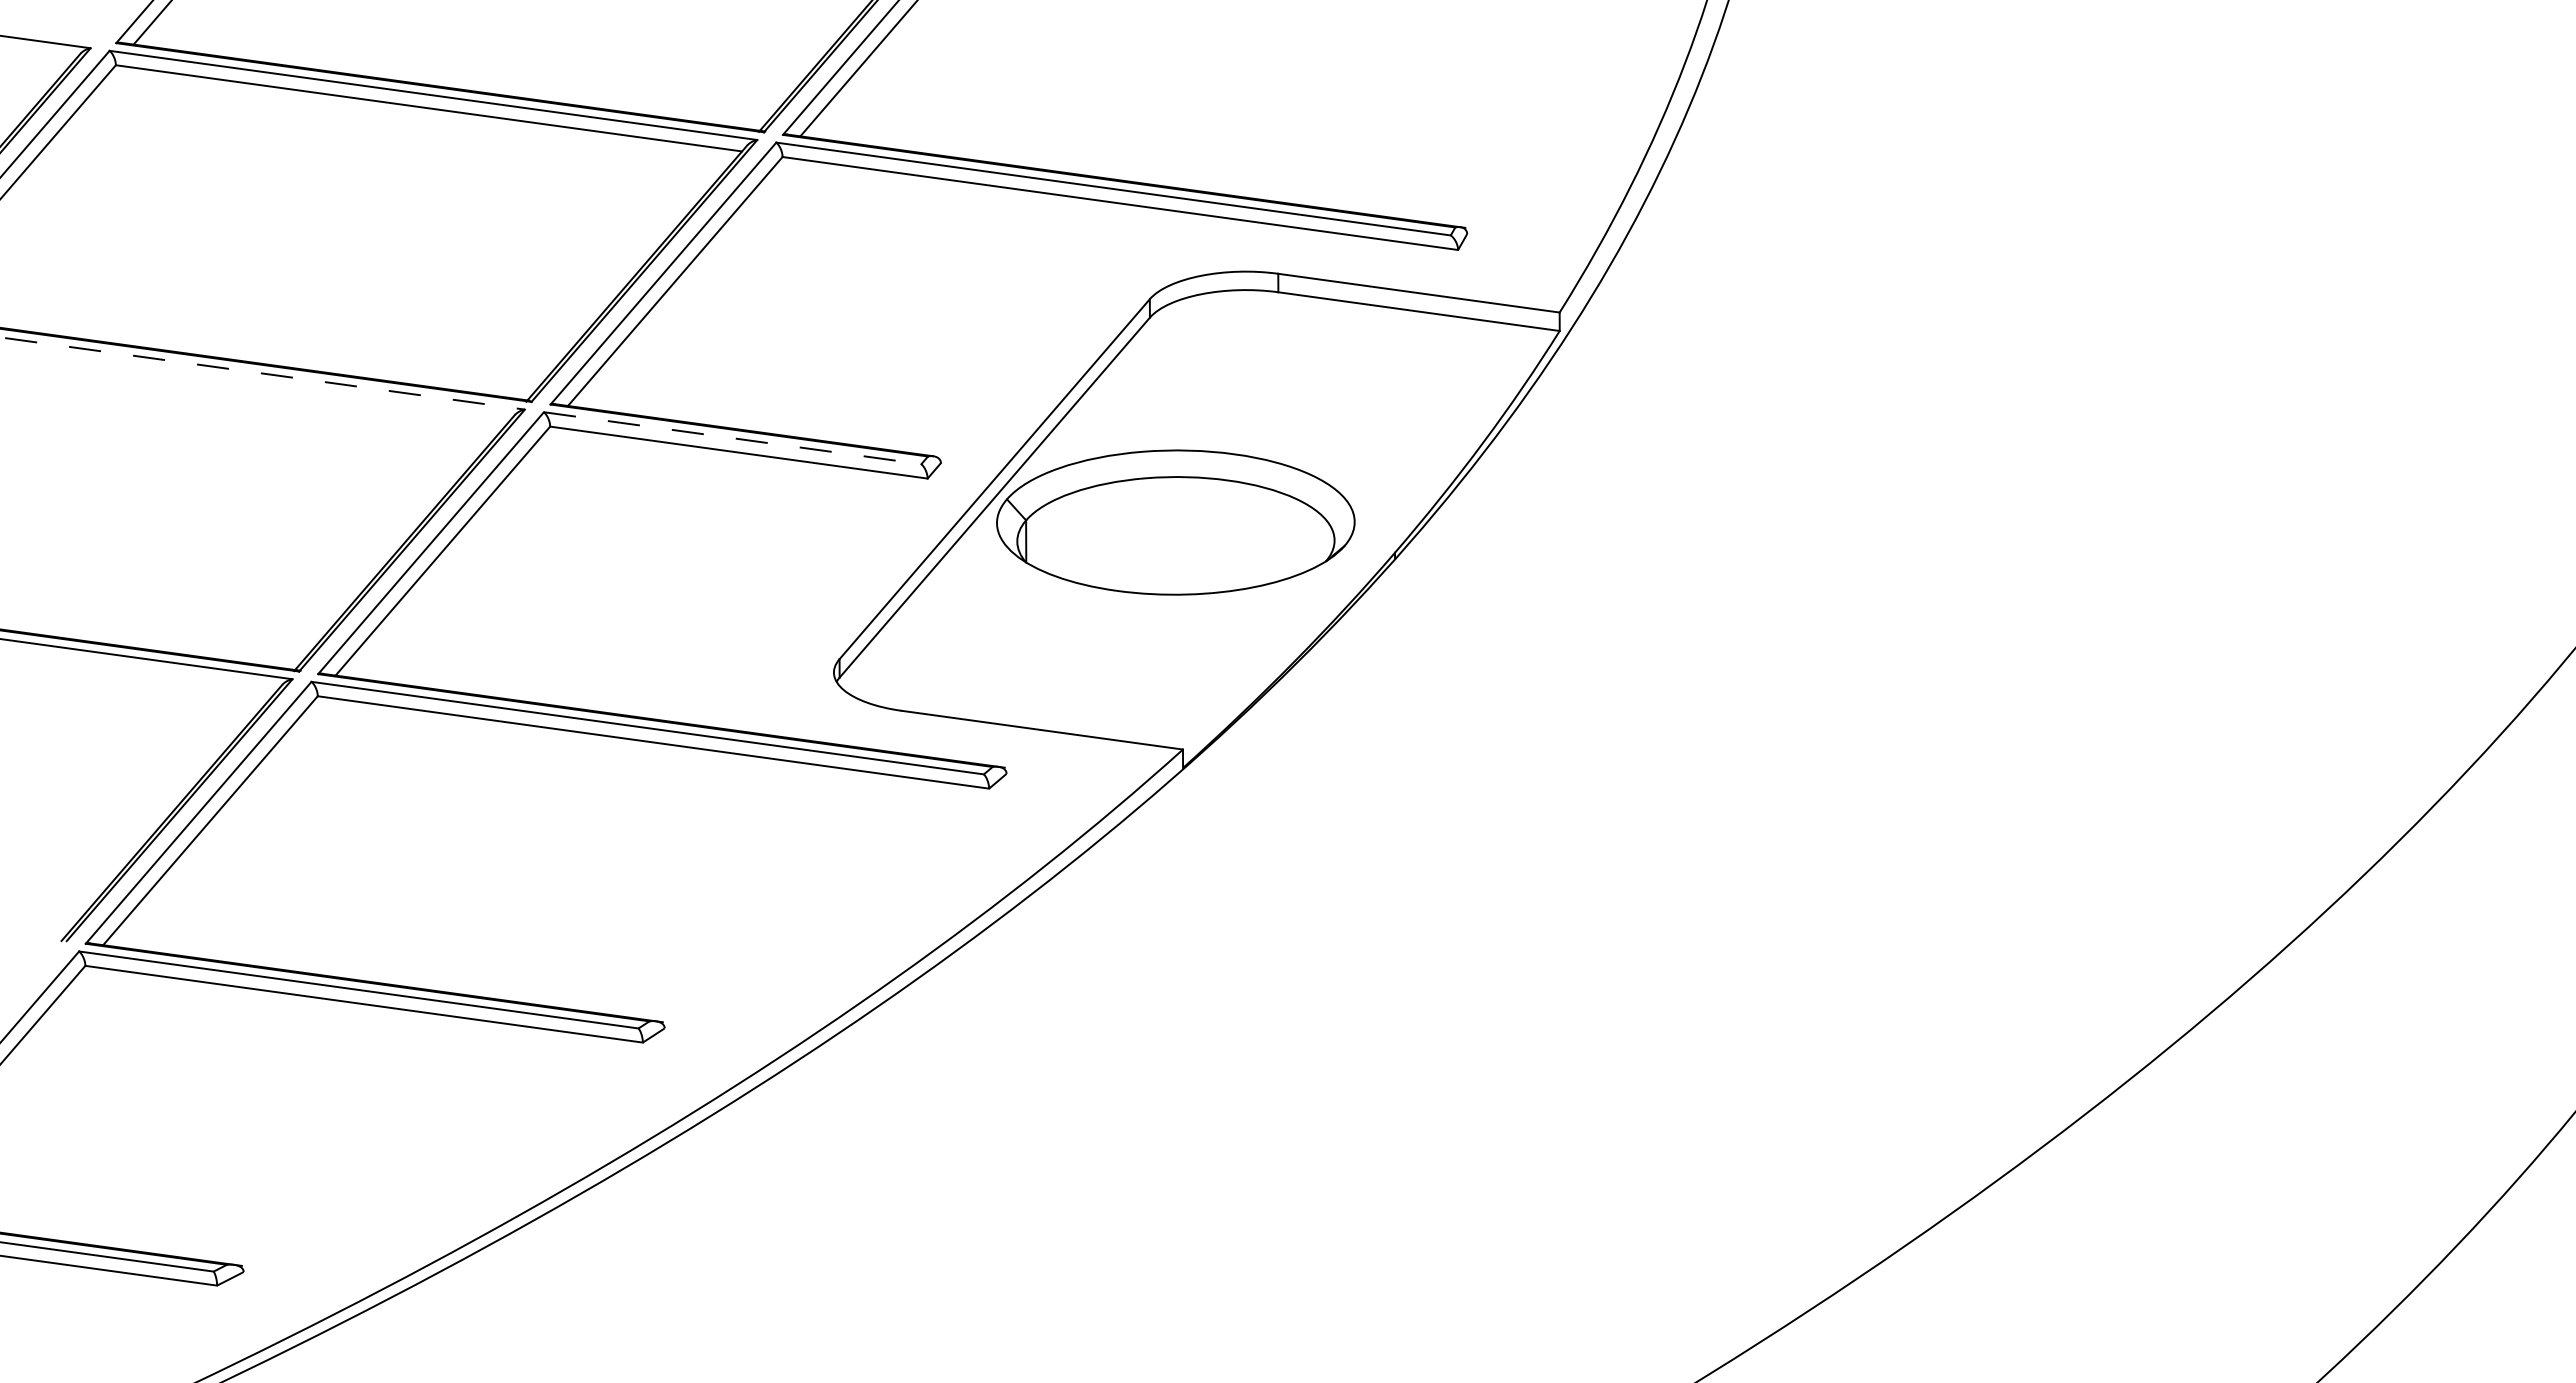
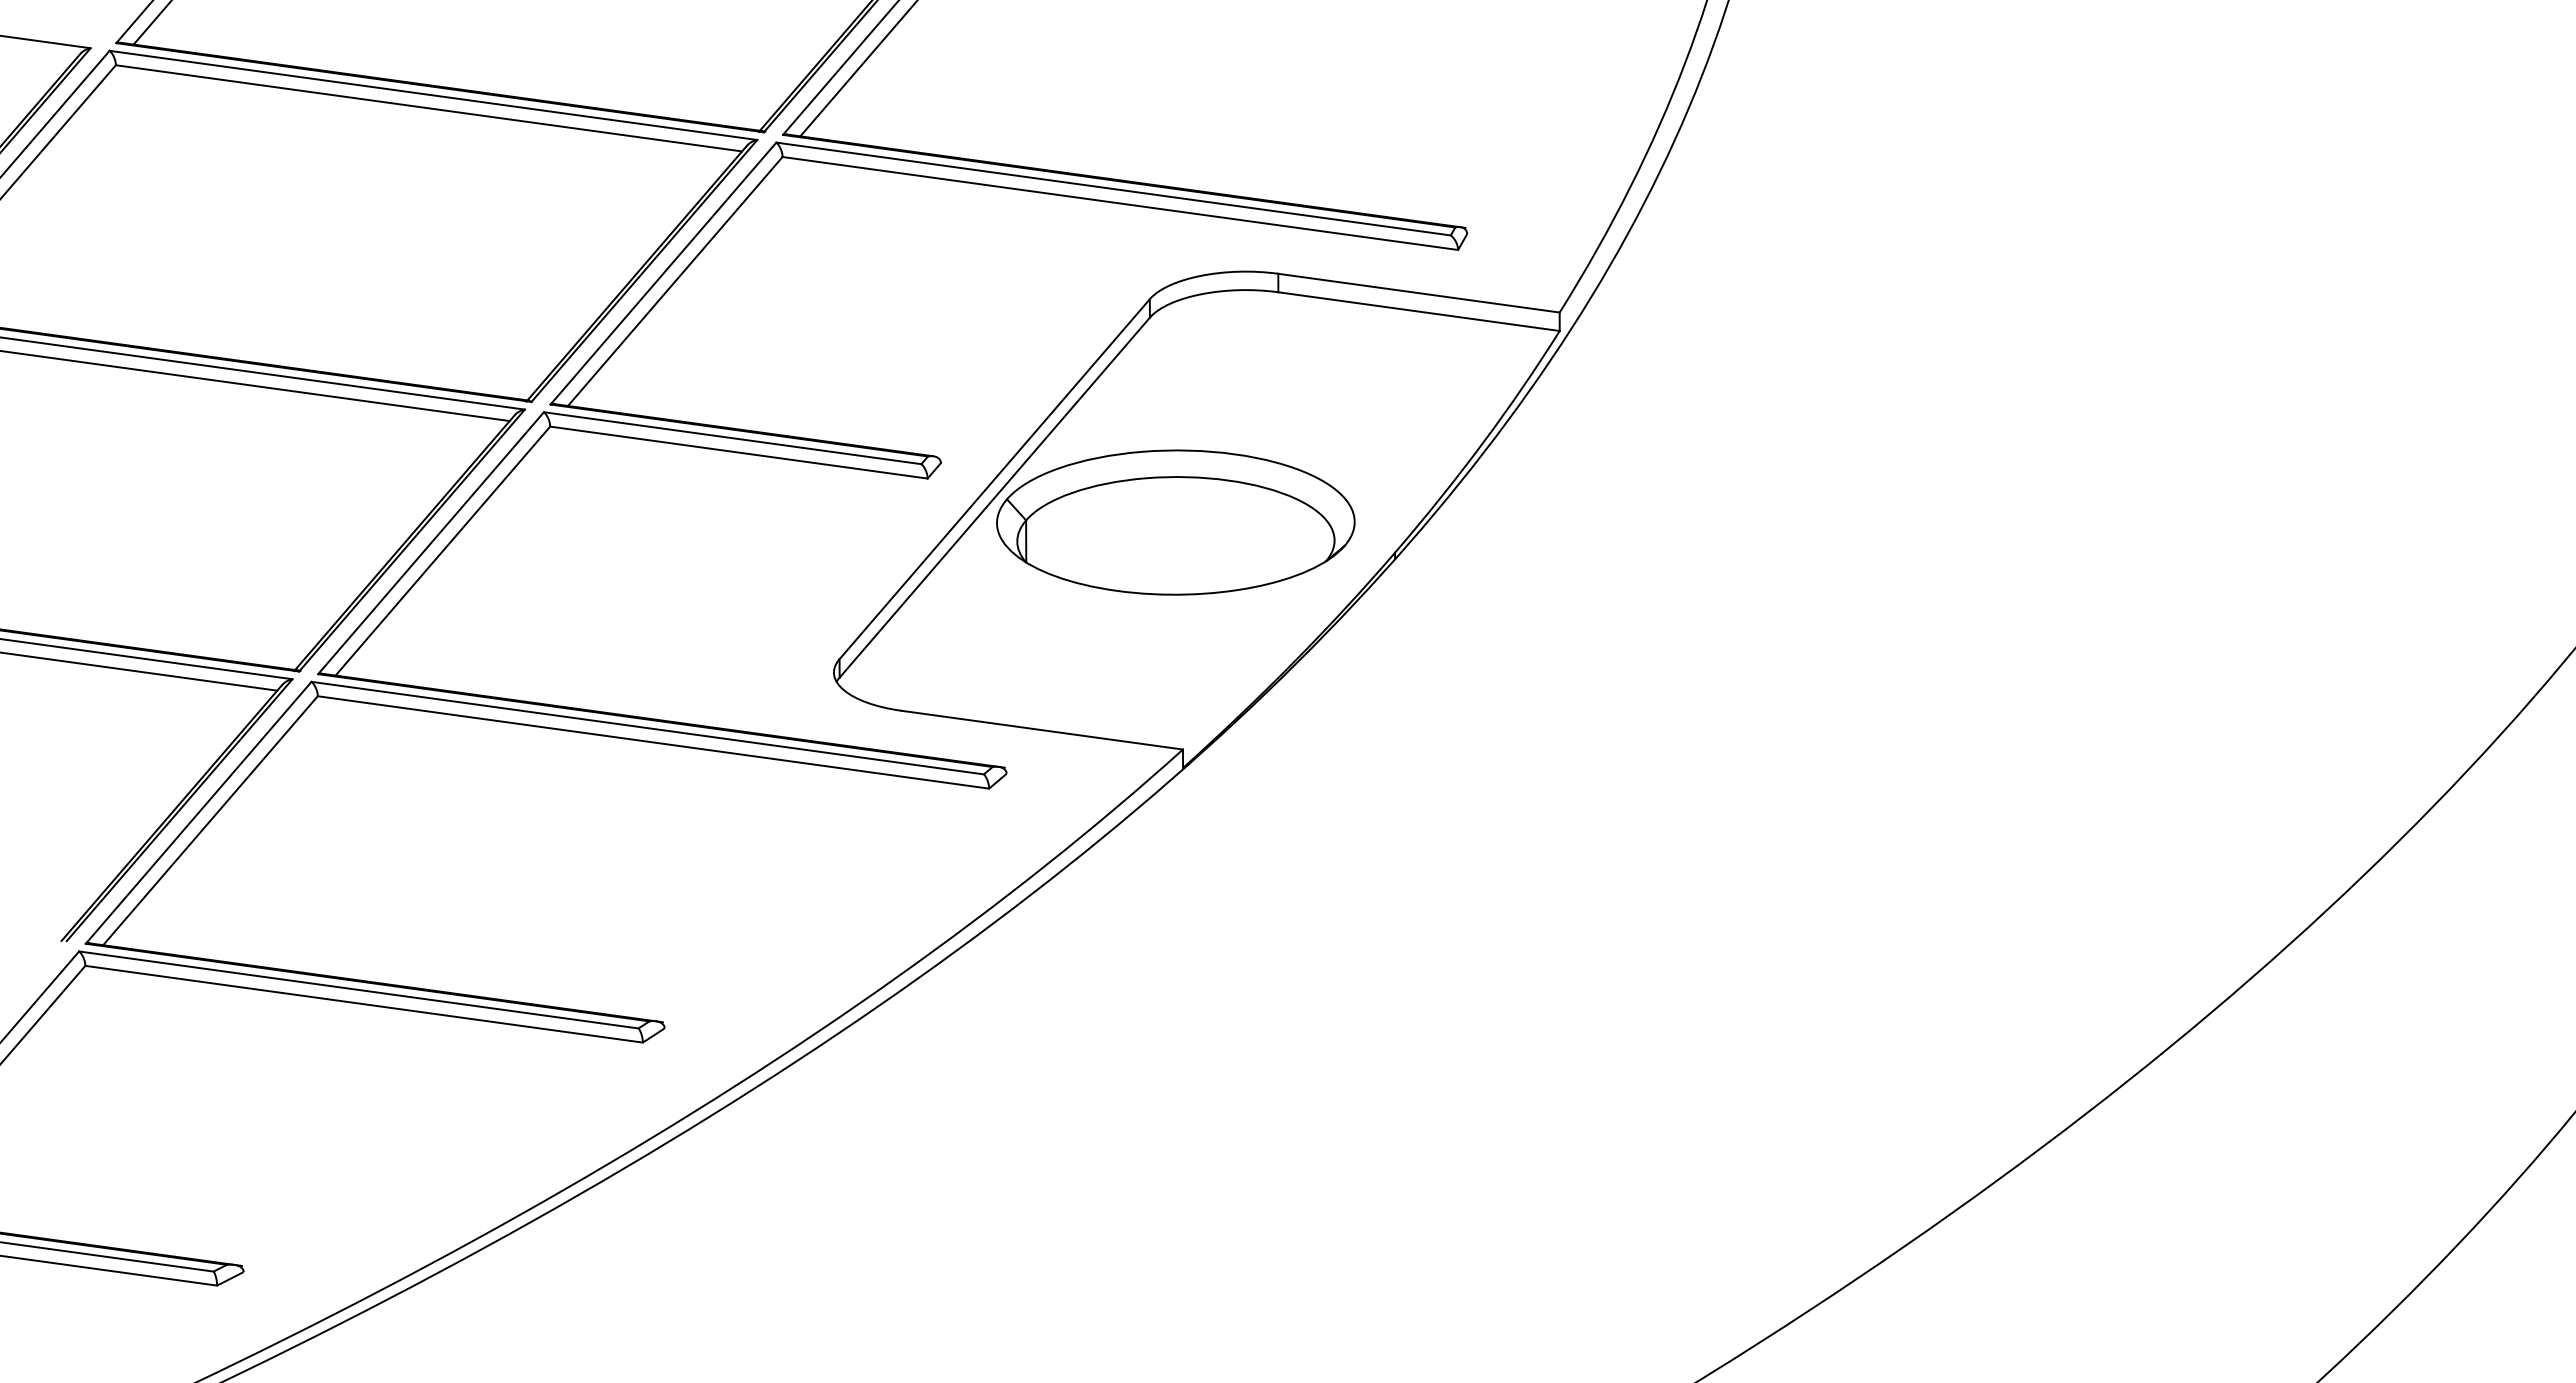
line: dashed -> solid (262, 373)
line: none -> present (255, 386)
line: dashed -> solid (732, 438)
line: none -> present (139, 671)
